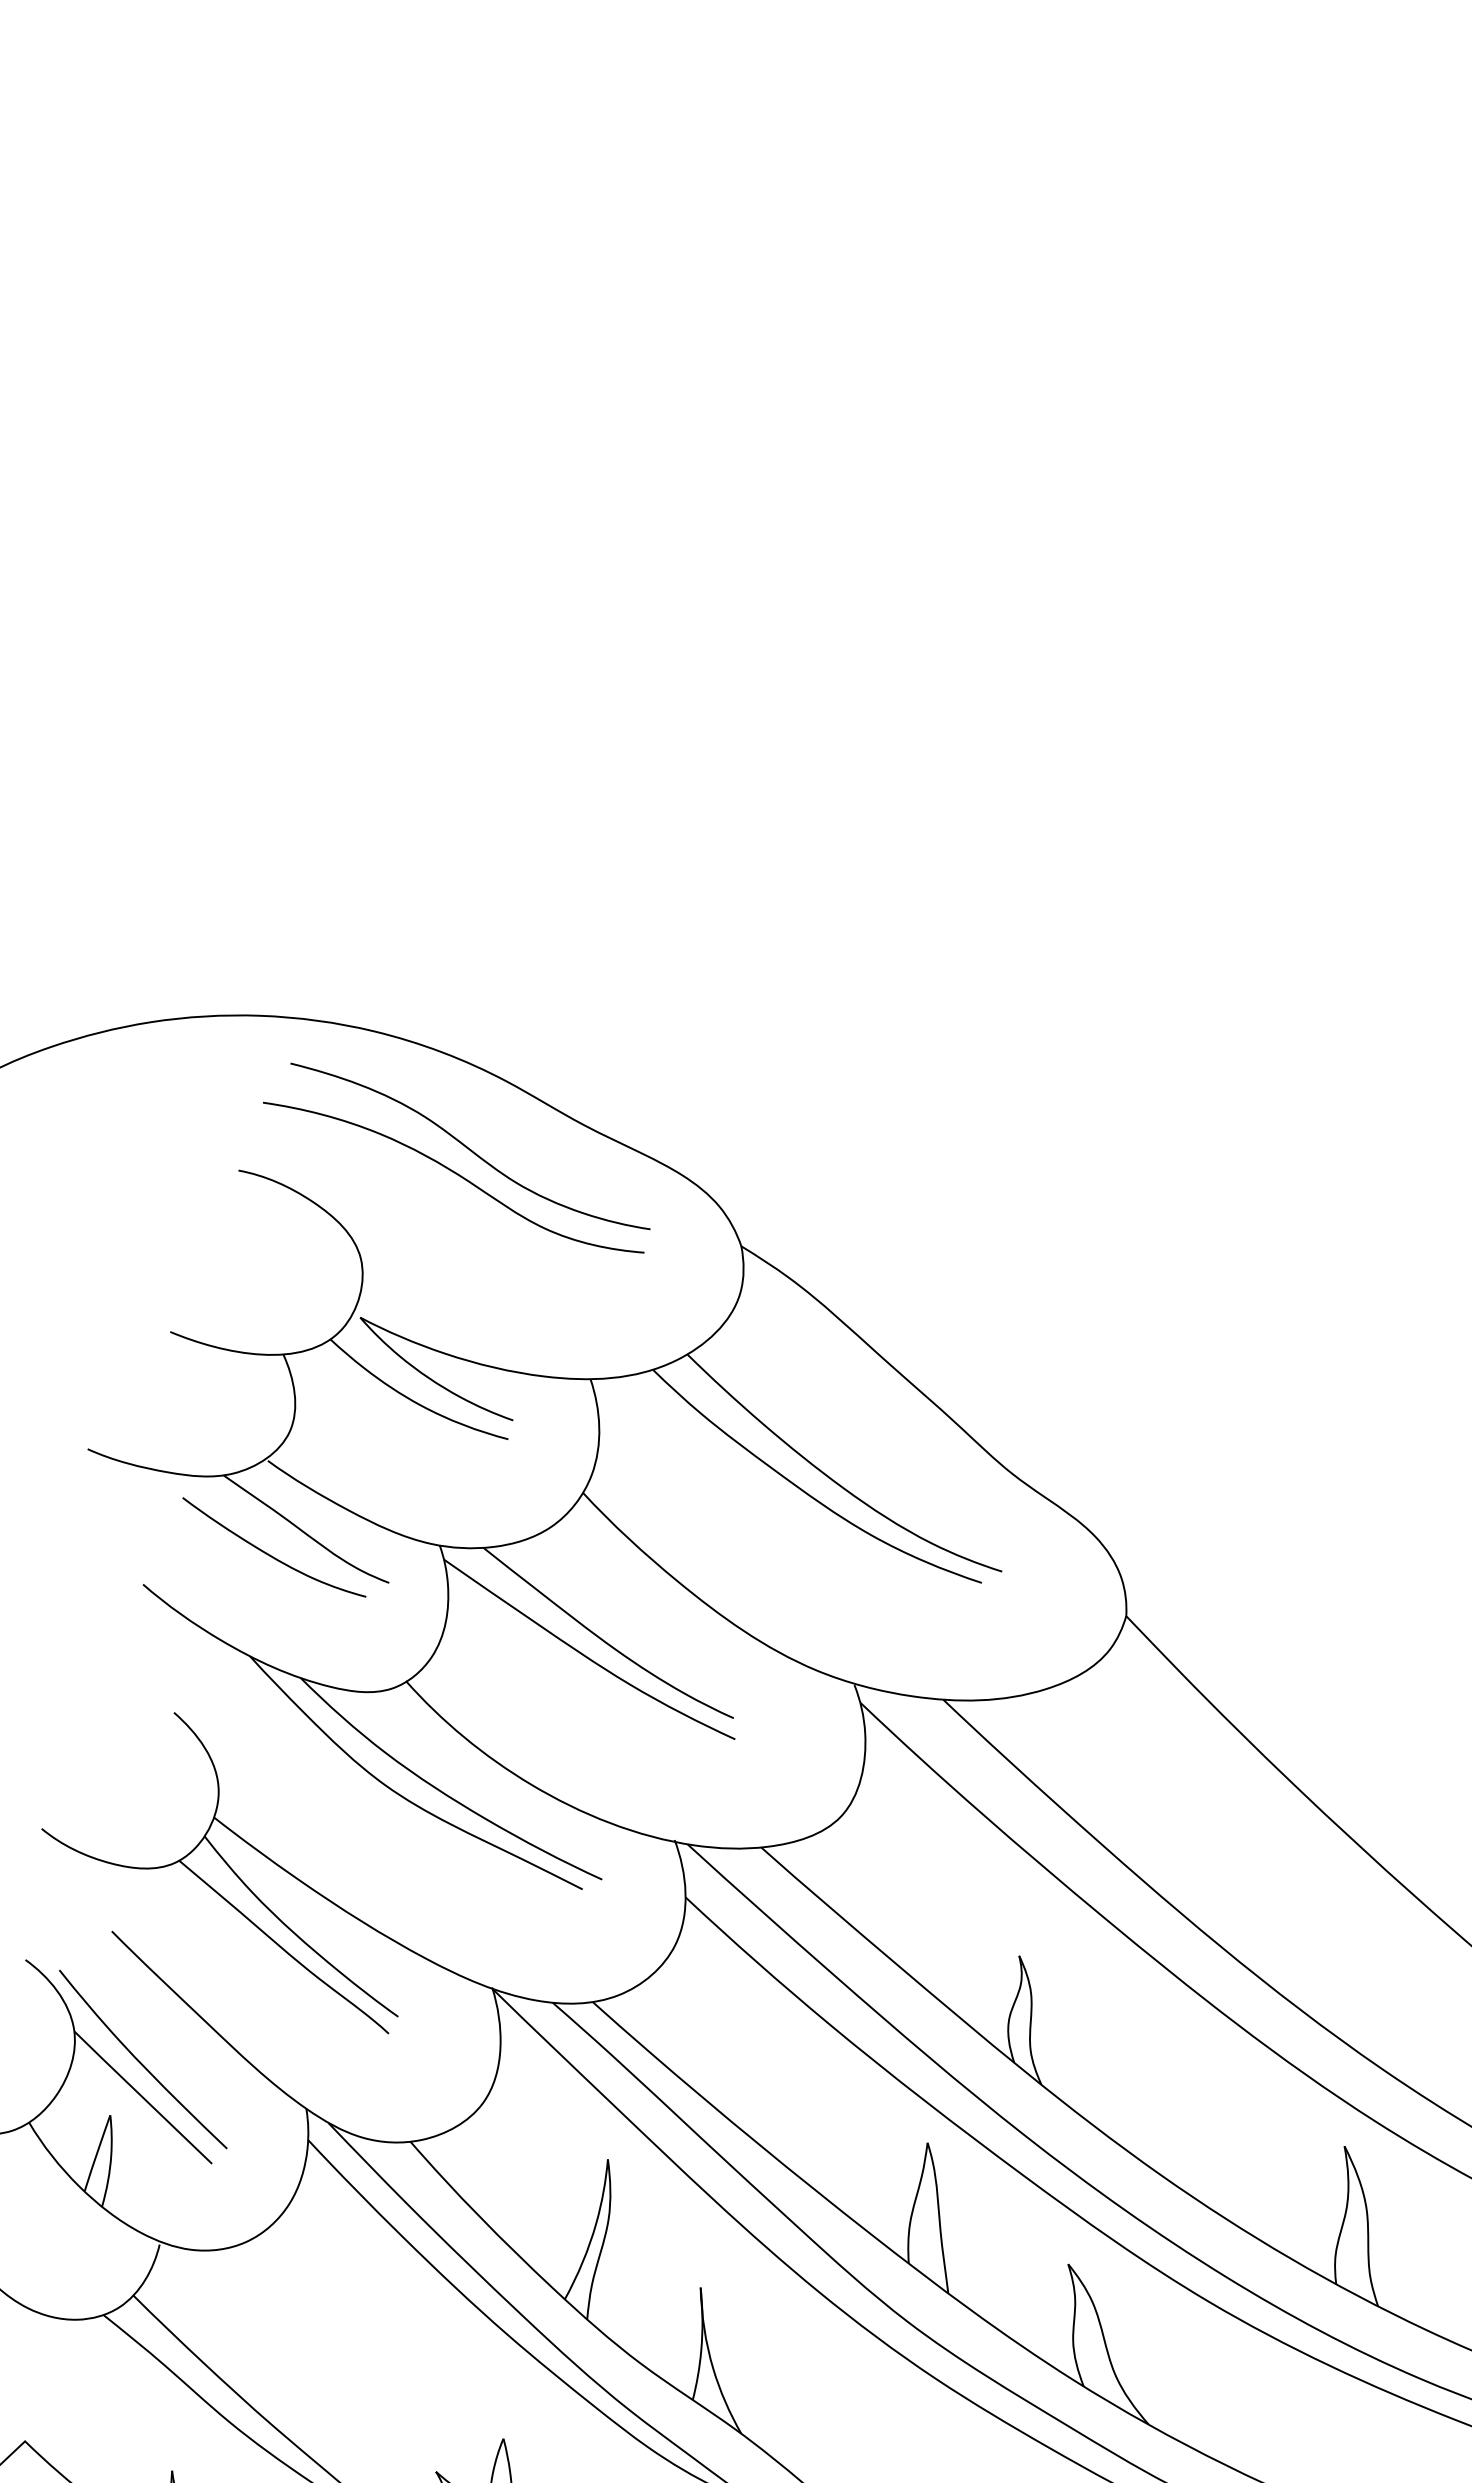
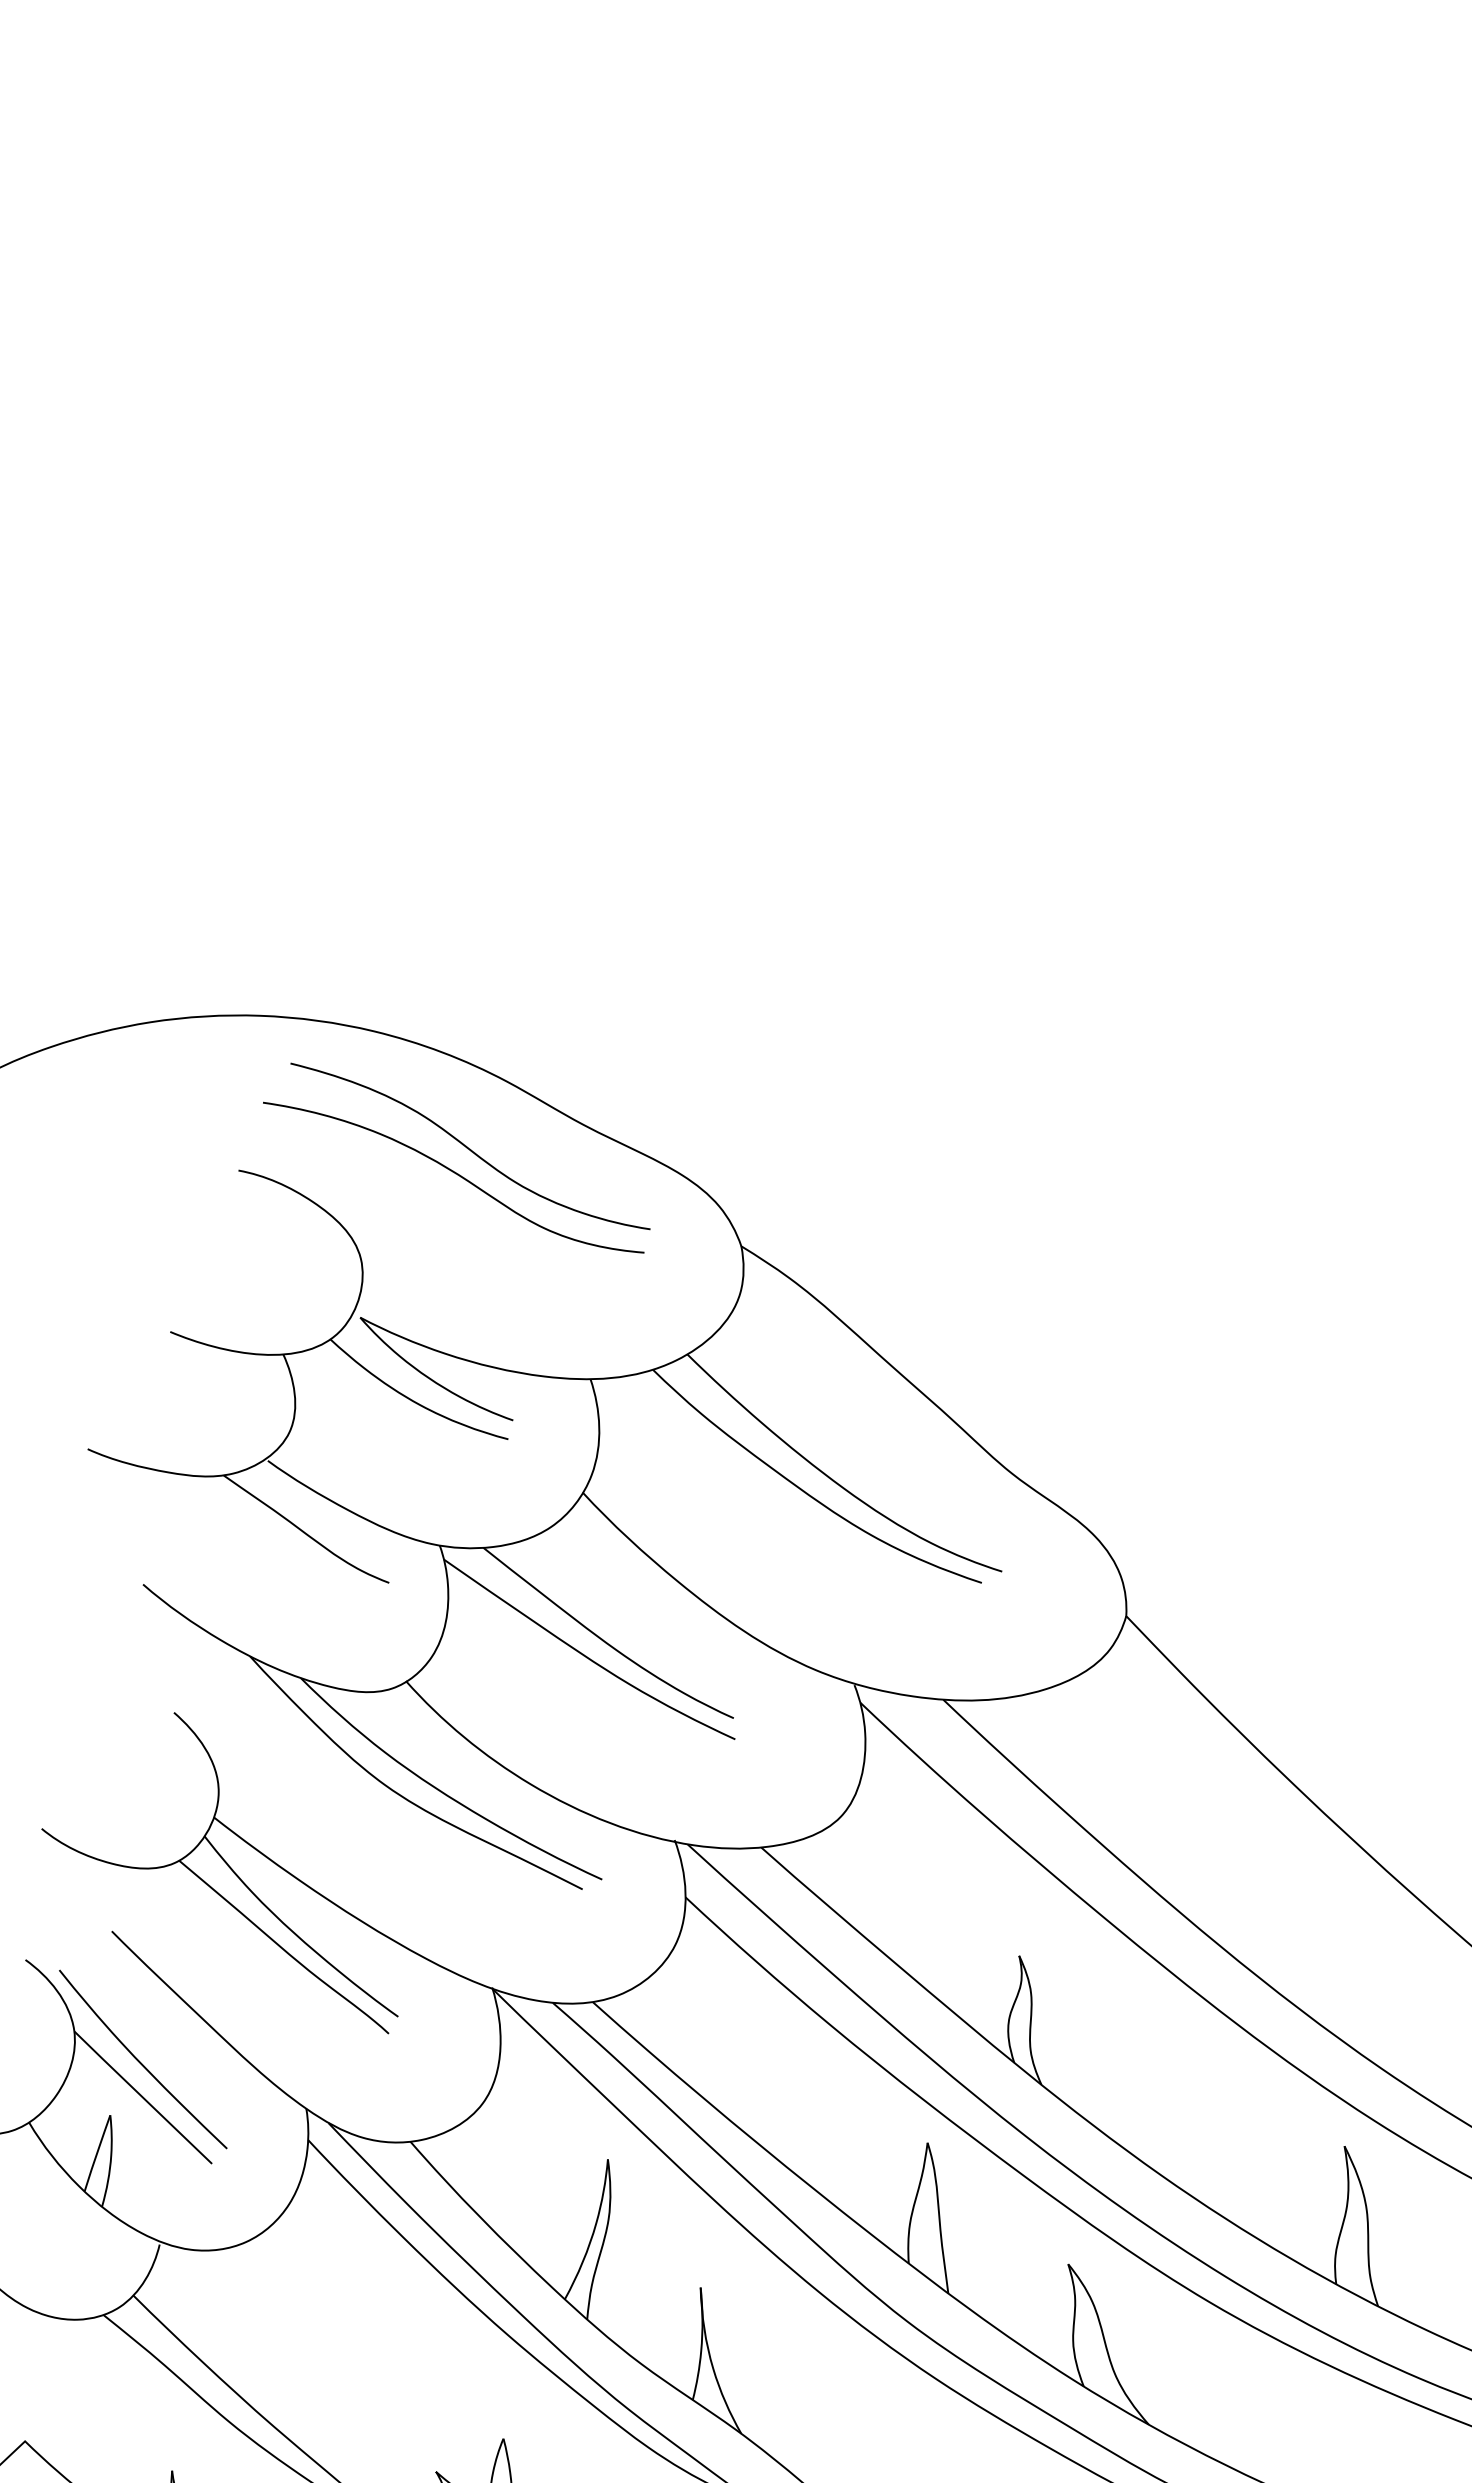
curve: present -> none (270, 1554)
